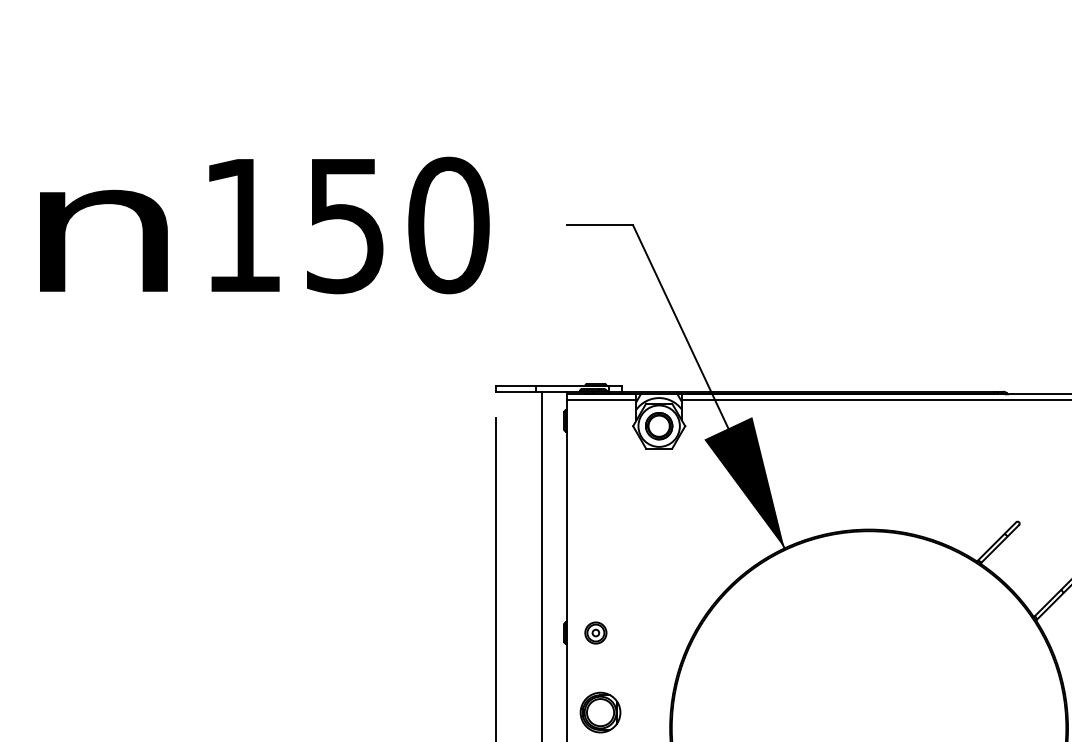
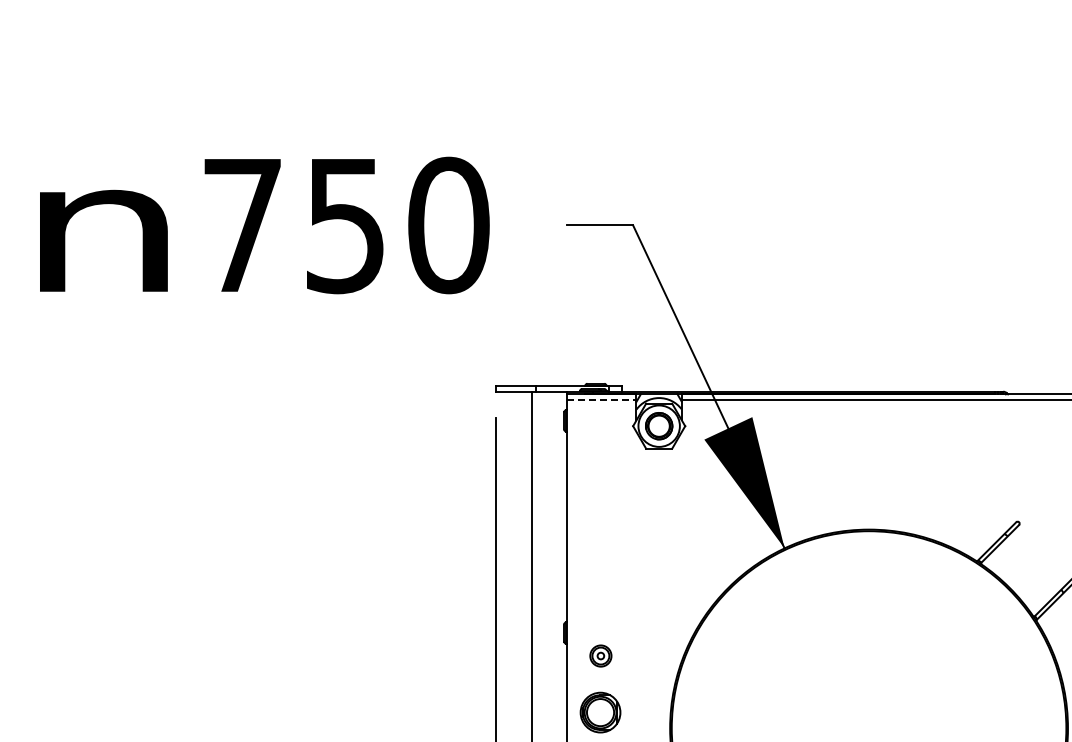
text: 150 -> 750 (242, 225)
line: solid -> dashed (601, 399)
line position: (541, 564) -> (531, 564) (531, 564)
part position: (595, 632) -> (600, 655) (600, 655)
